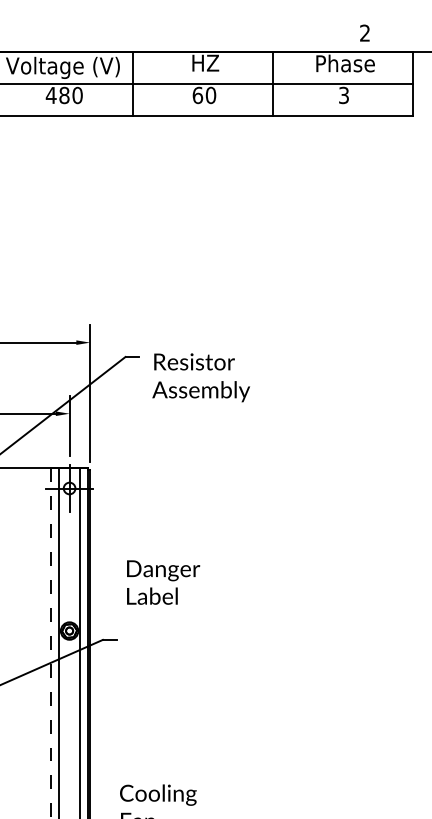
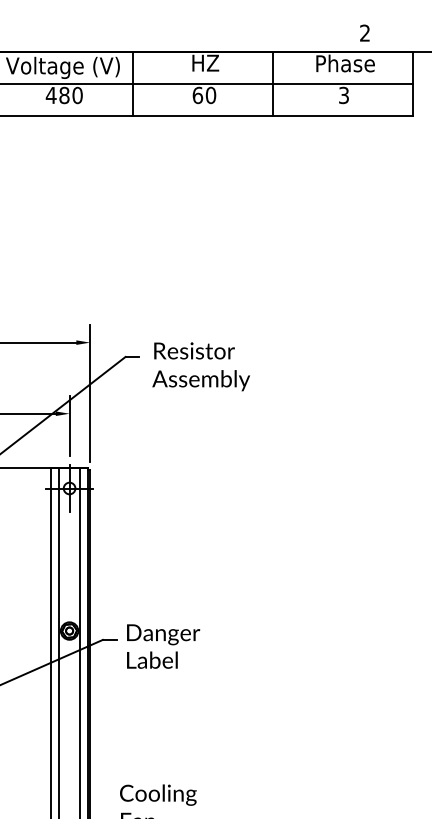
text position: (201, 377) -> (201, 366) (201, 366)
text position: (163, 582) -> (163, 646) (163, 646)
line: dashed -> solid (50, 644)
